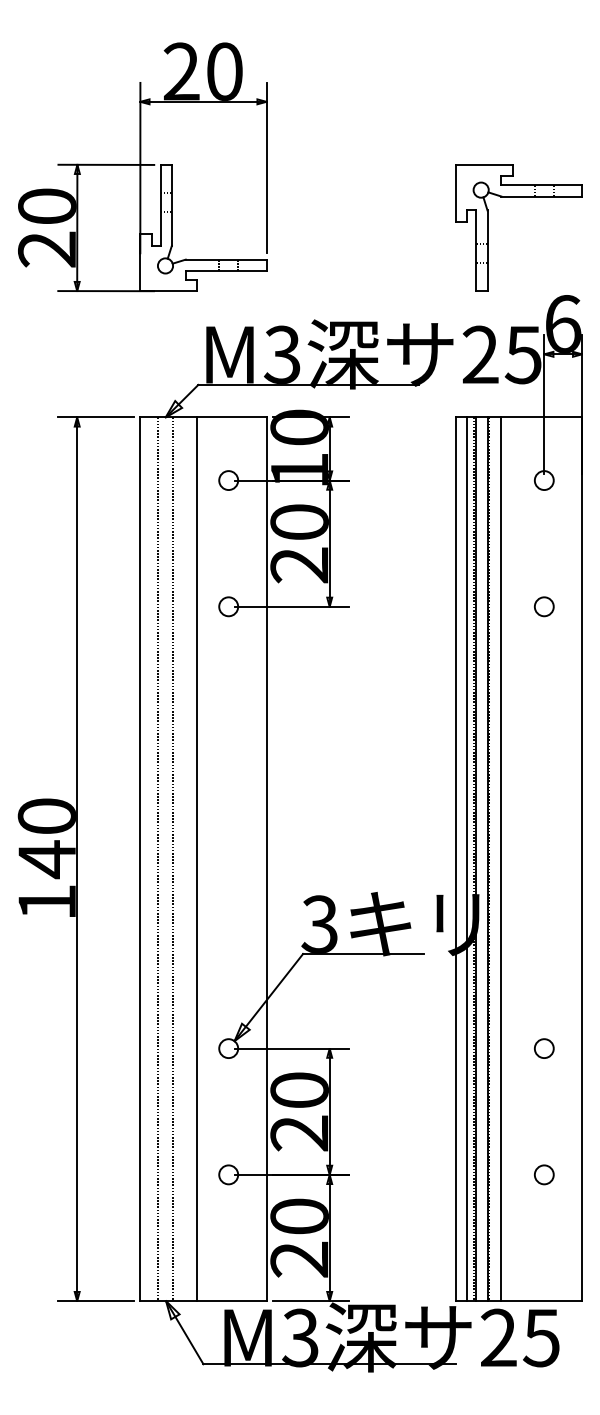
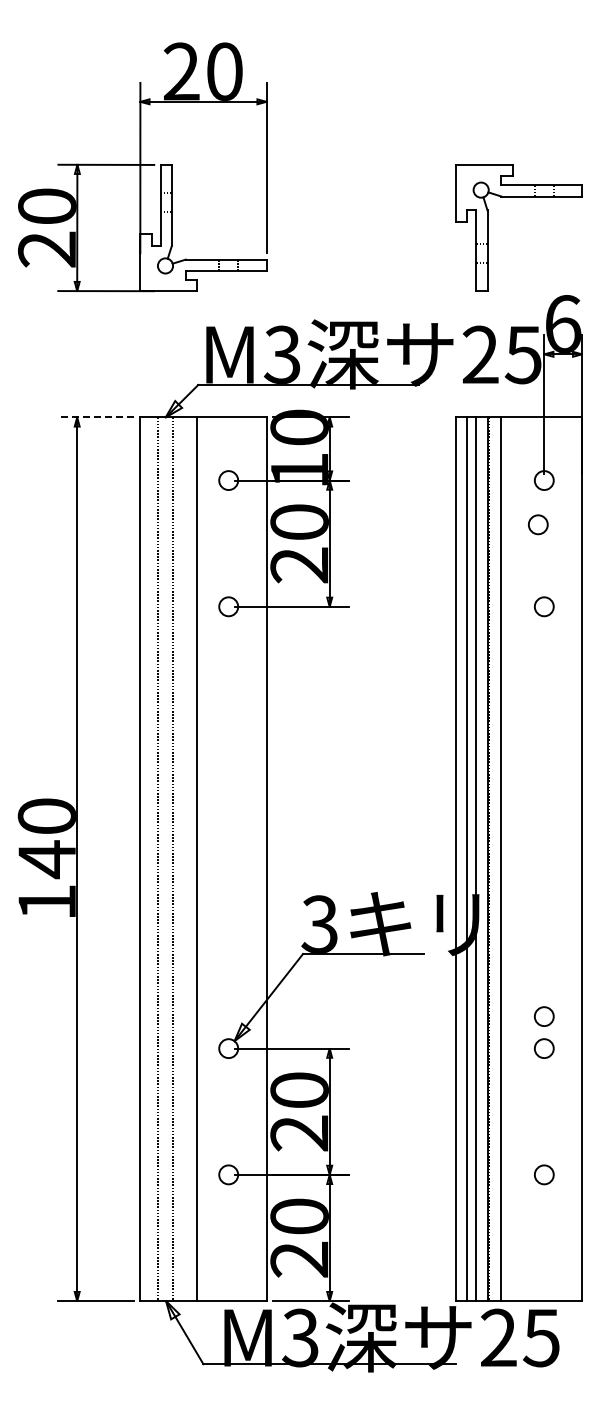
line: solid -> dashed (96, 417)
circle: none -> present (538, 524)
line: present -> none (473, 859)
circle: none -> present (544, 1016)
